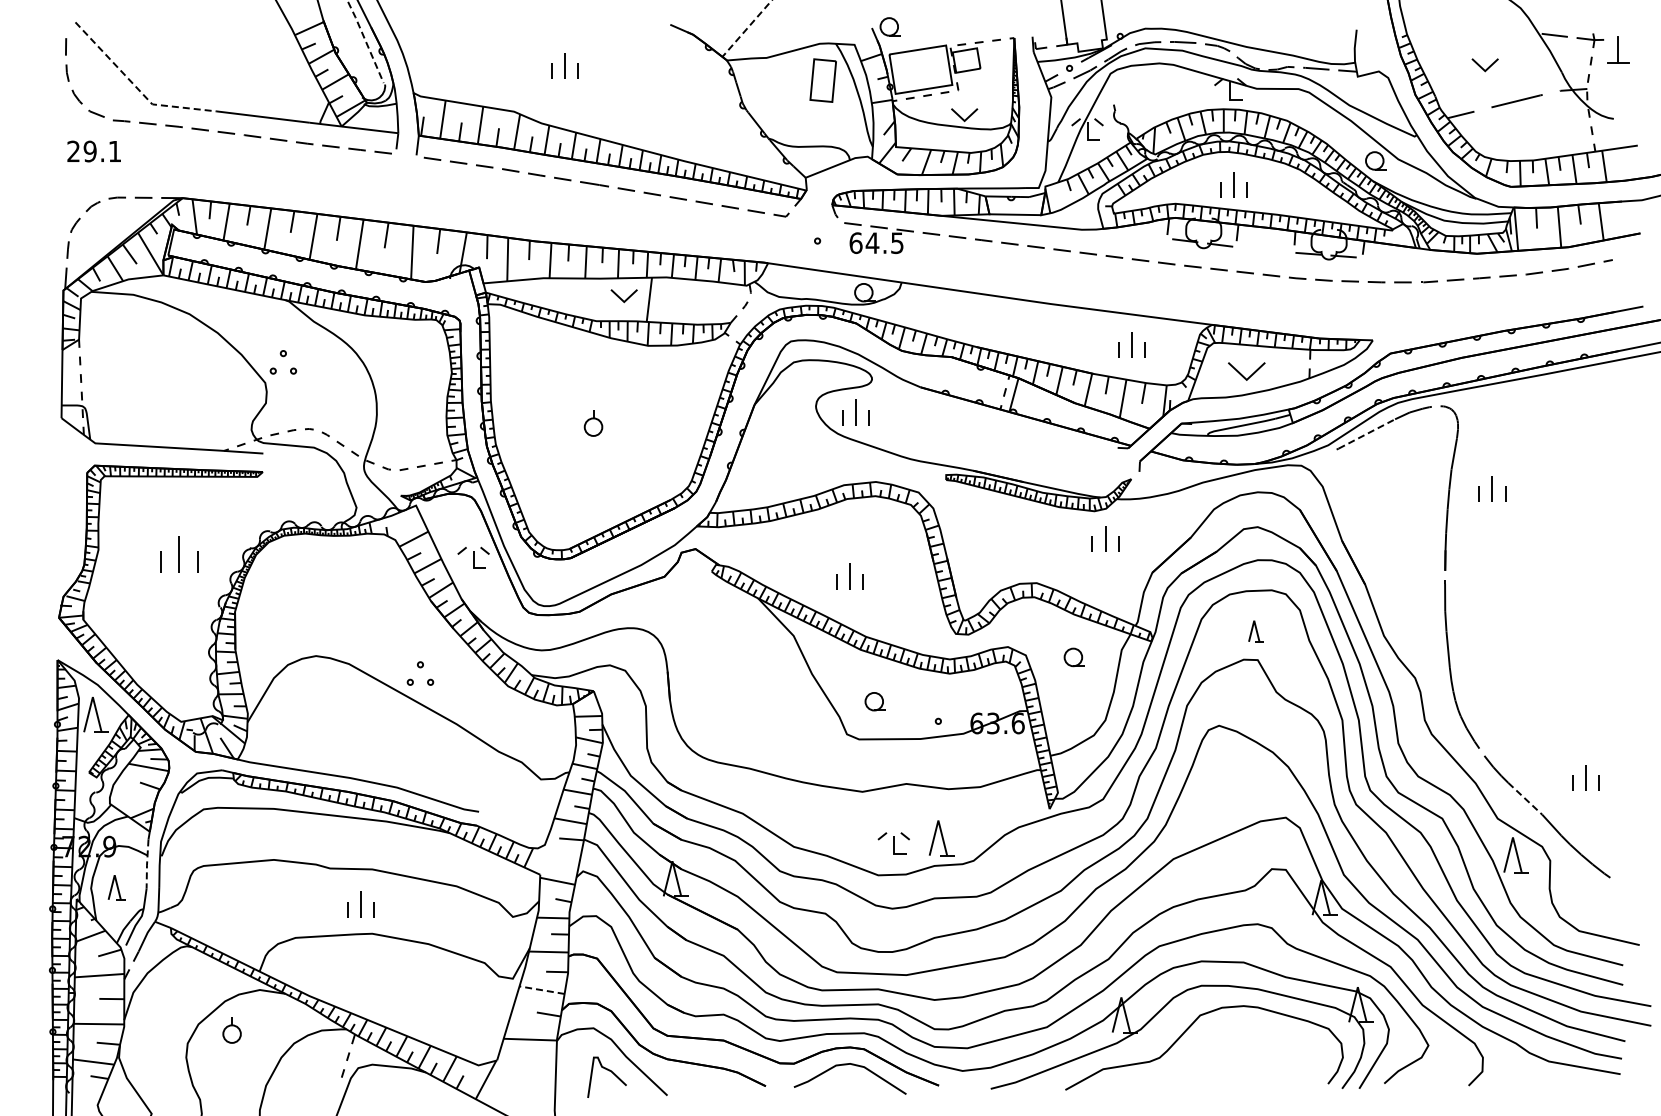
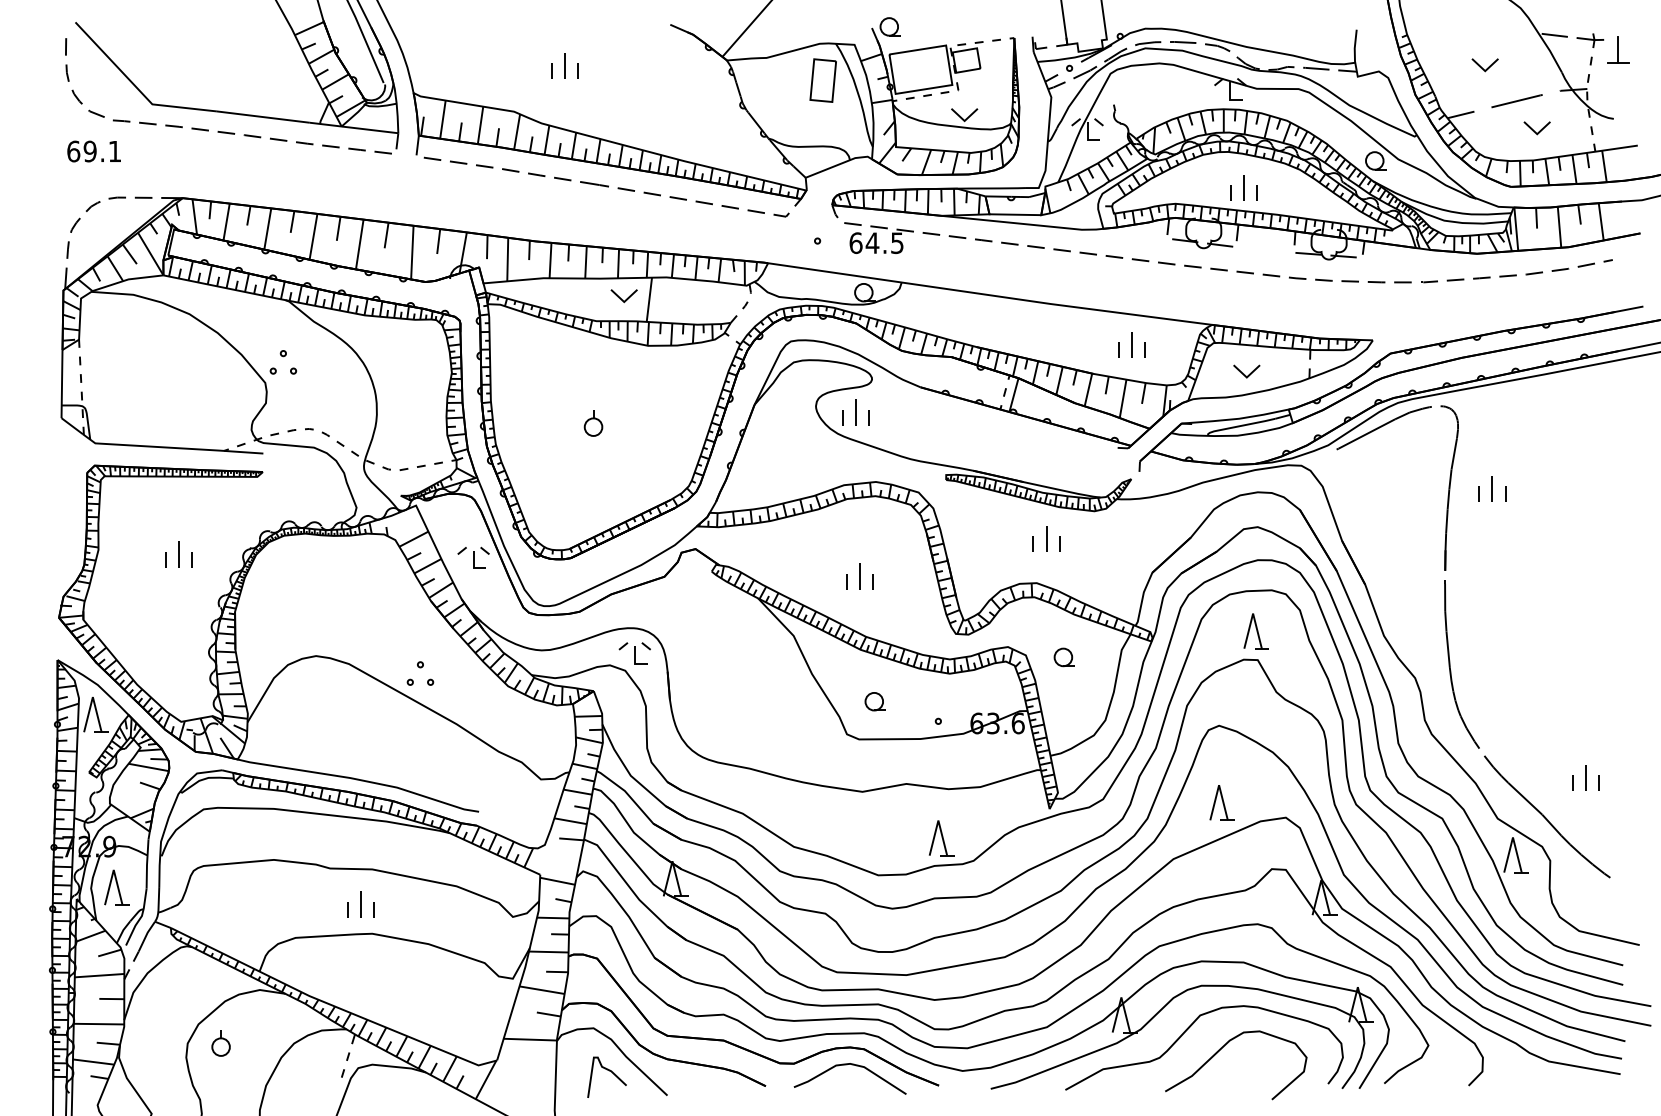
line: dashed -> solid (746, 29)
line: dashed -> solid (365, 41)
line: dashed -> solid (136, 87)
part: none -> present (1536, 128)
text: 29.1 -> 69.1 (73, 151)
part position: (1233, 184) -> (1243, 187) (1243, 187)
part size: 38x19 px -> 28x15 px (1246, 371)
line: dashed -> solid (1366, 433)
part position: (1105, 538) -> (1046, 538) (1046, 538)
part size: 39x37 px -> 28x27 px (178, 554)
part position: (849, 576) -> (859, 576) (859, 576)
part size: 16x23 px -> 26x37 px (1255, 631)
part position: (1073, 657) -> (1063, 657) (1063, 657)
line: dashed -> solid (1525, 799)
part: none -> present (1221, 802)
part position: (893, 843) -> (634, 653) (634, 653)
line: dashed -> solid (147, 865)
part size: 19x26 px -> 26x37 px (116, 887)
line: dashed -> solid (542, 990)
part position: (231, 1030) -> (220, 1043) (220, 1043)
curve: none -> present (1221, 1049)
